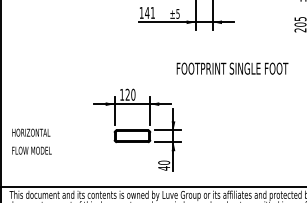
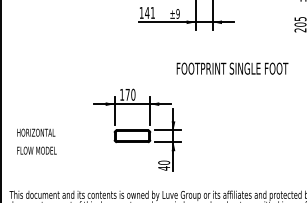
text: ±5 -> ±9 (177, 13)
text: 120 -> 170 (127, 94)
text position: (31, 141) -> (36, 141) (36, 141)
line: present -> none (152, 186)
